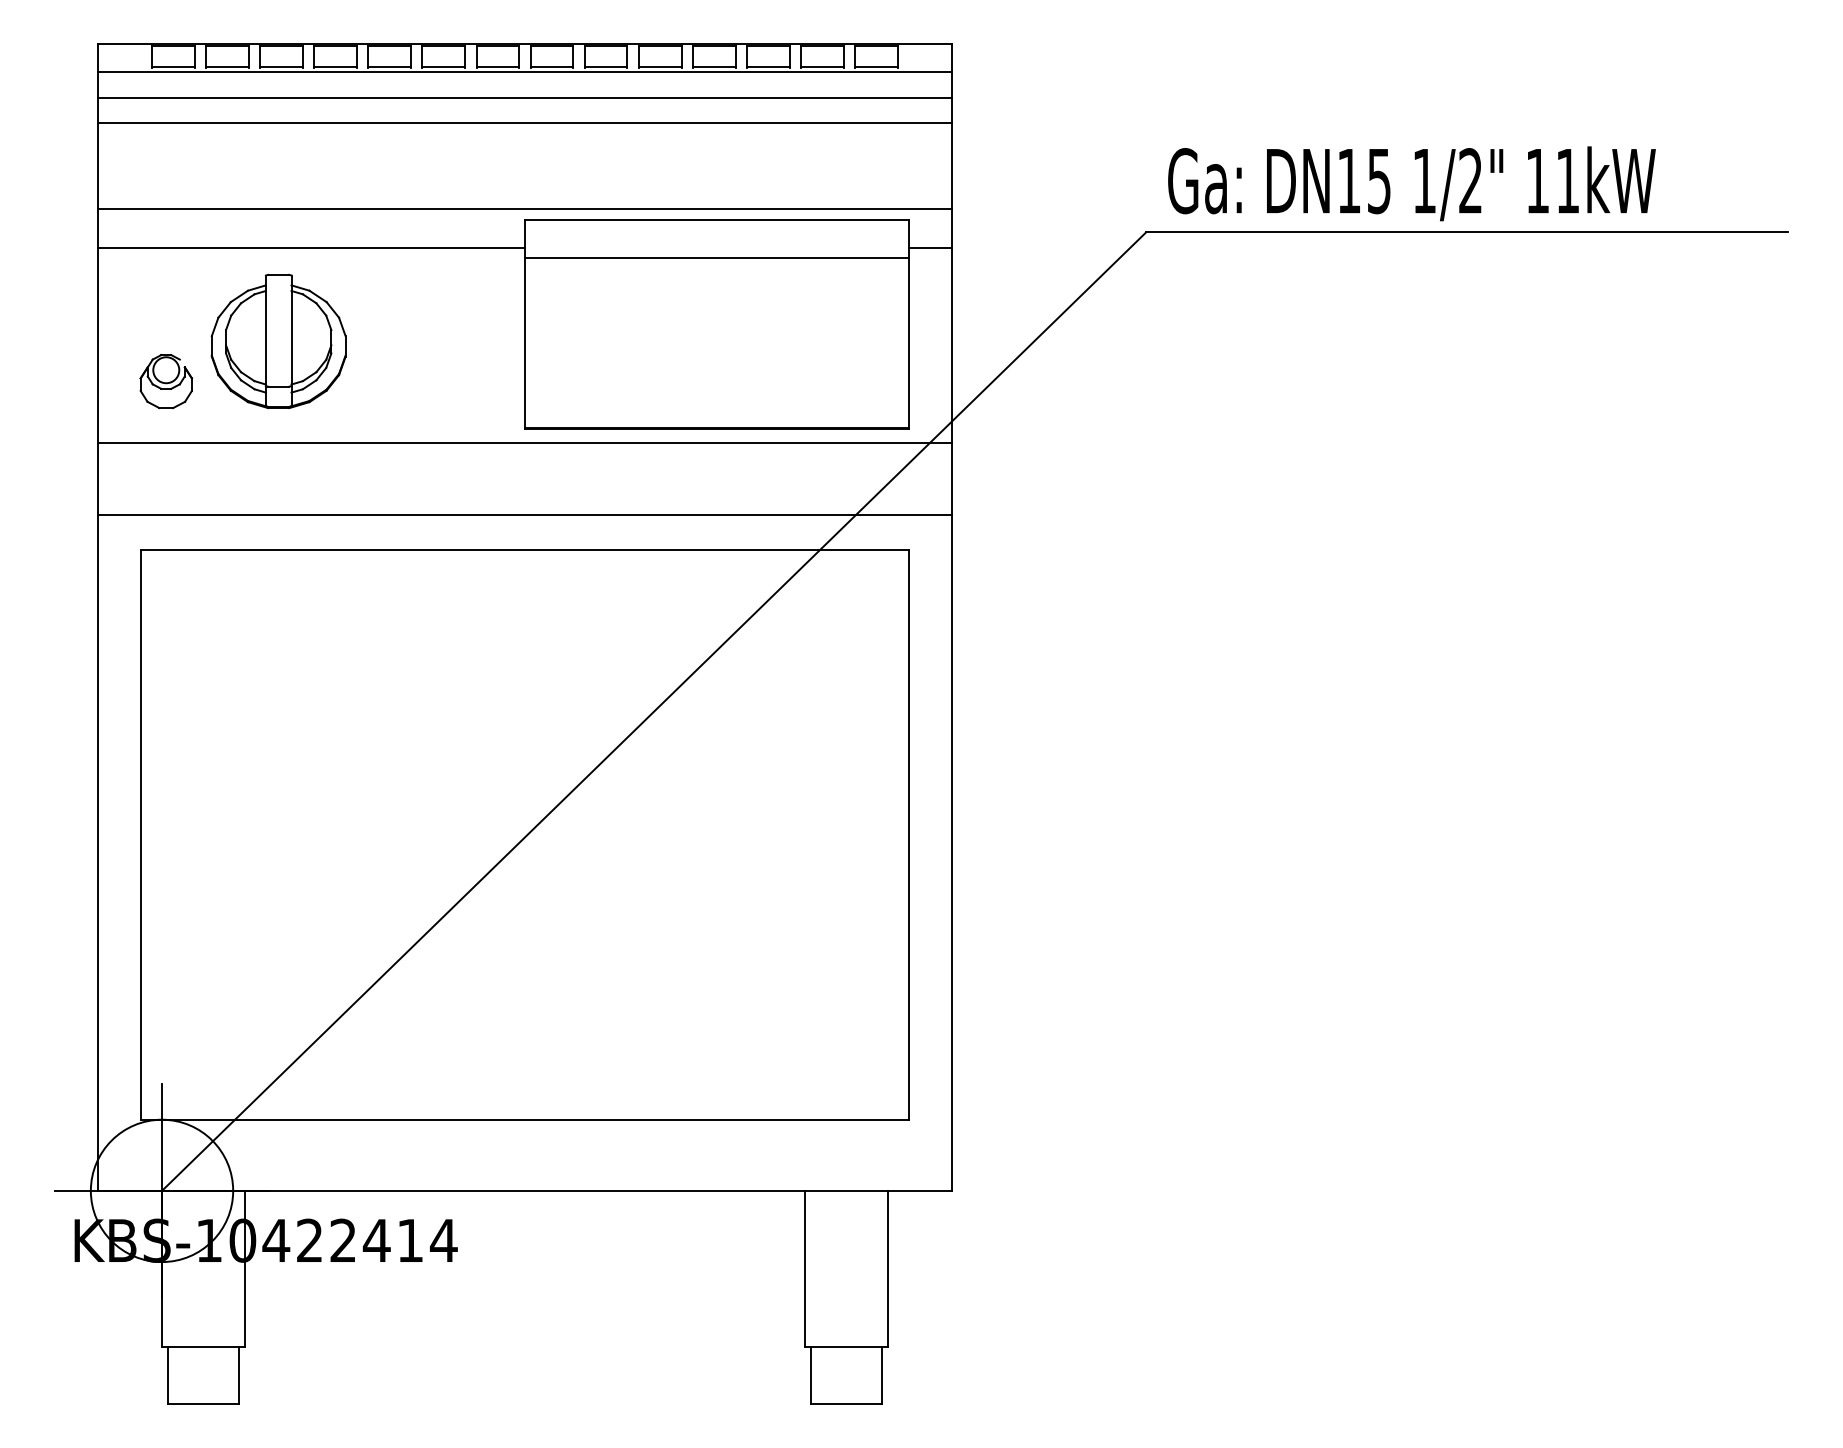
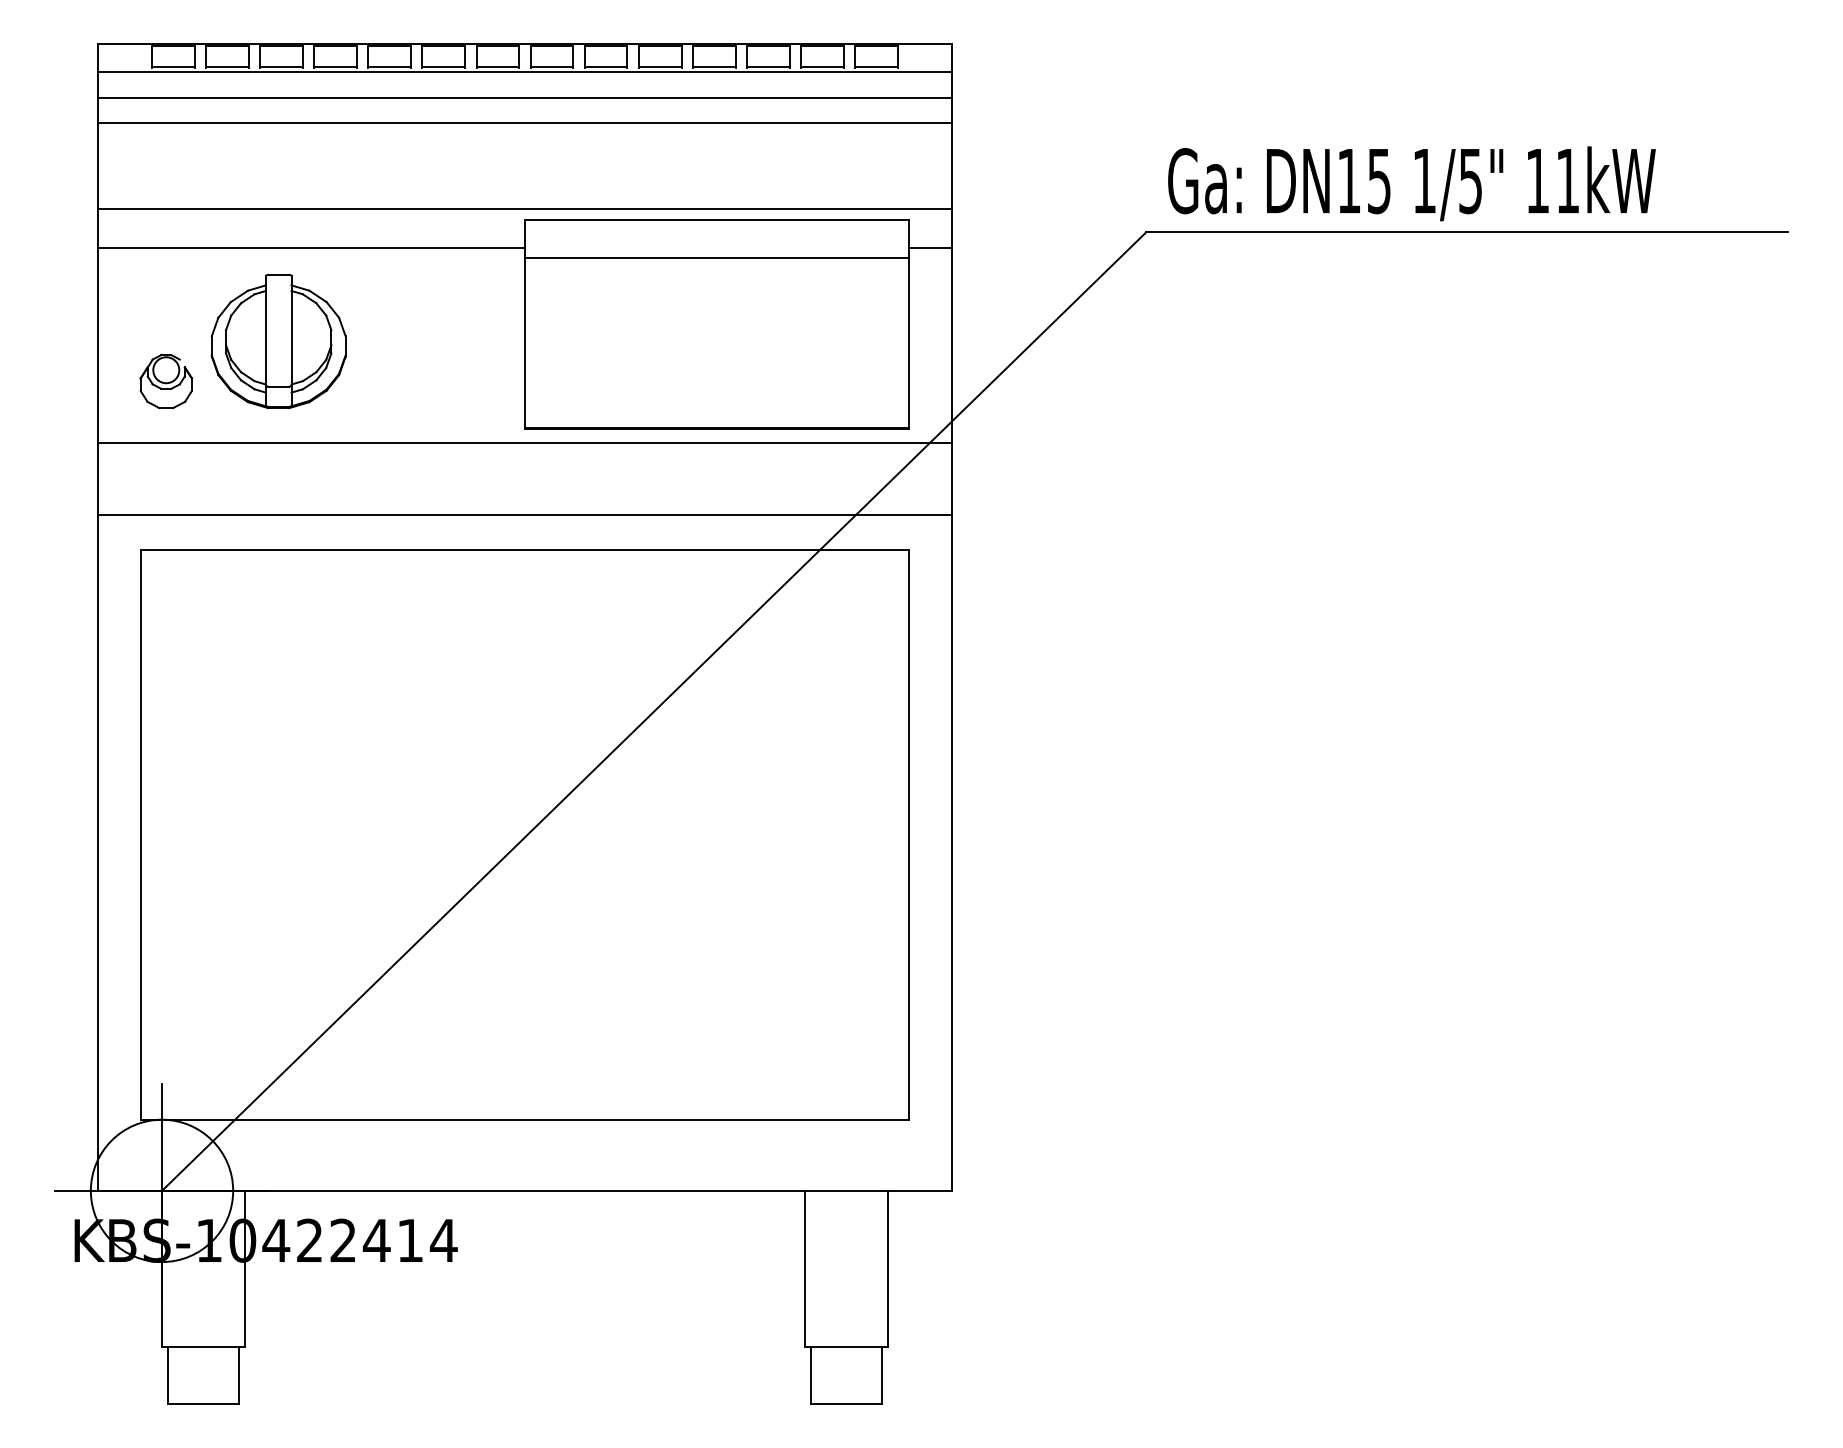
text: 1/2" -> 1/5" (1470, 181)
